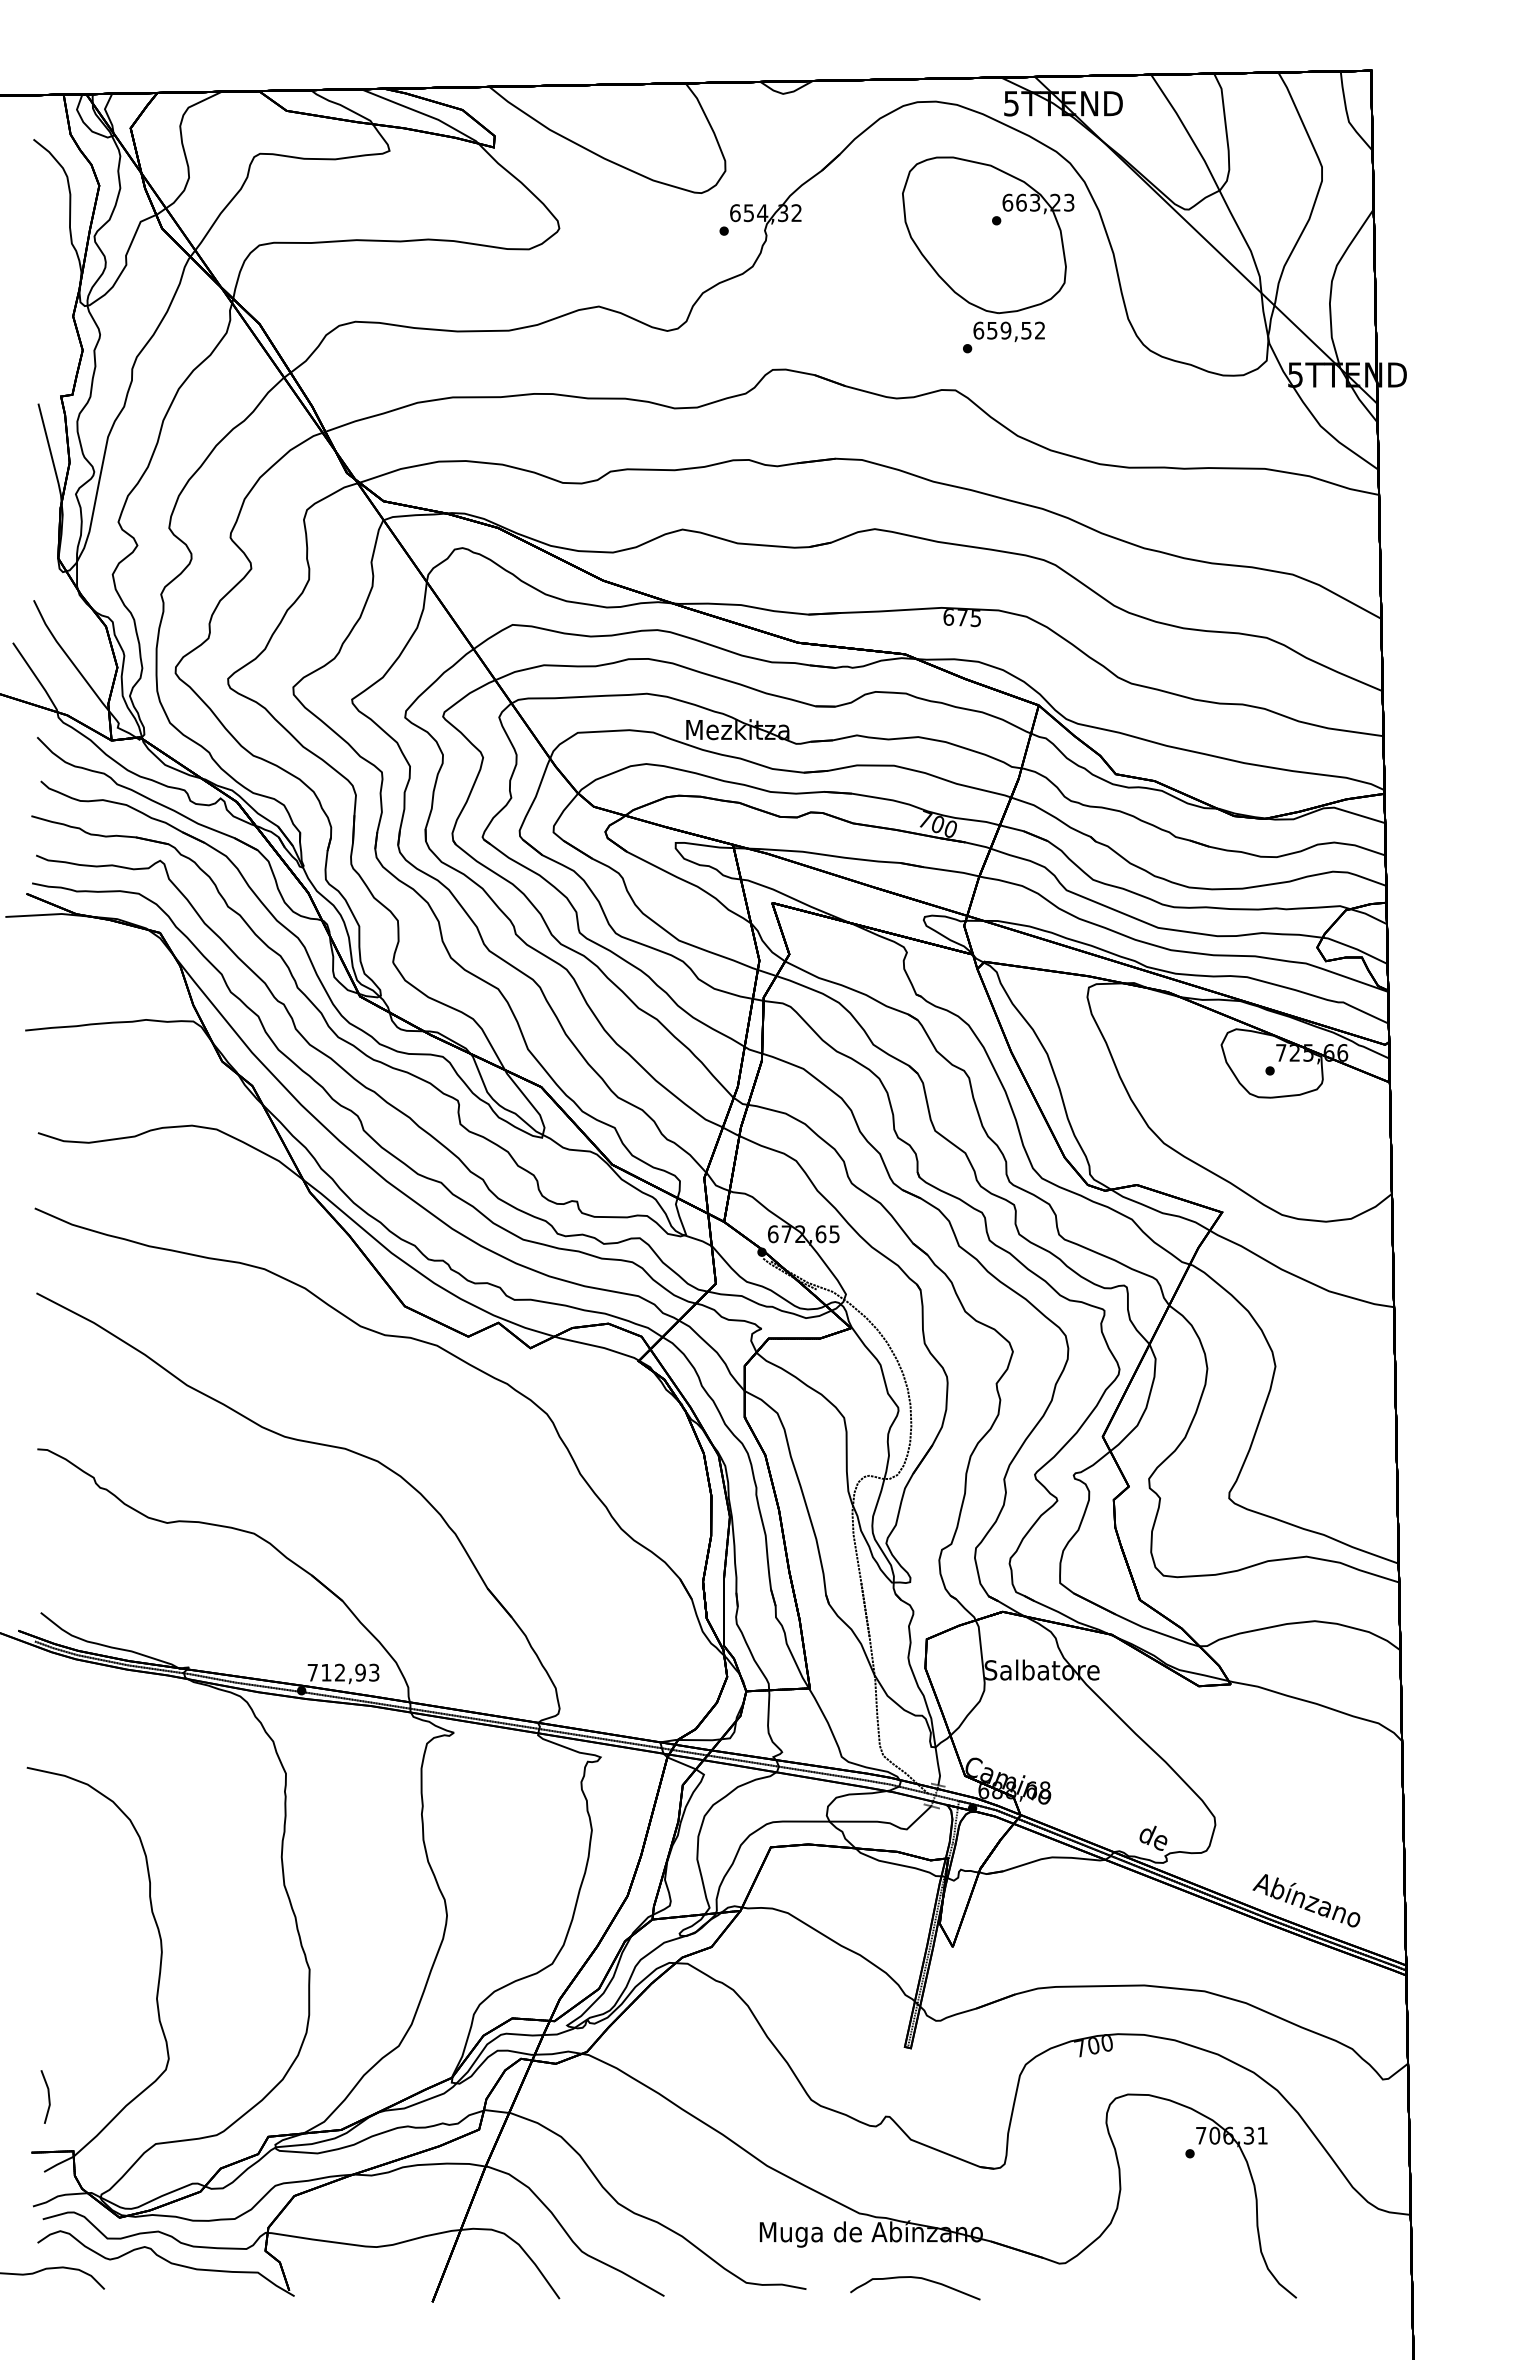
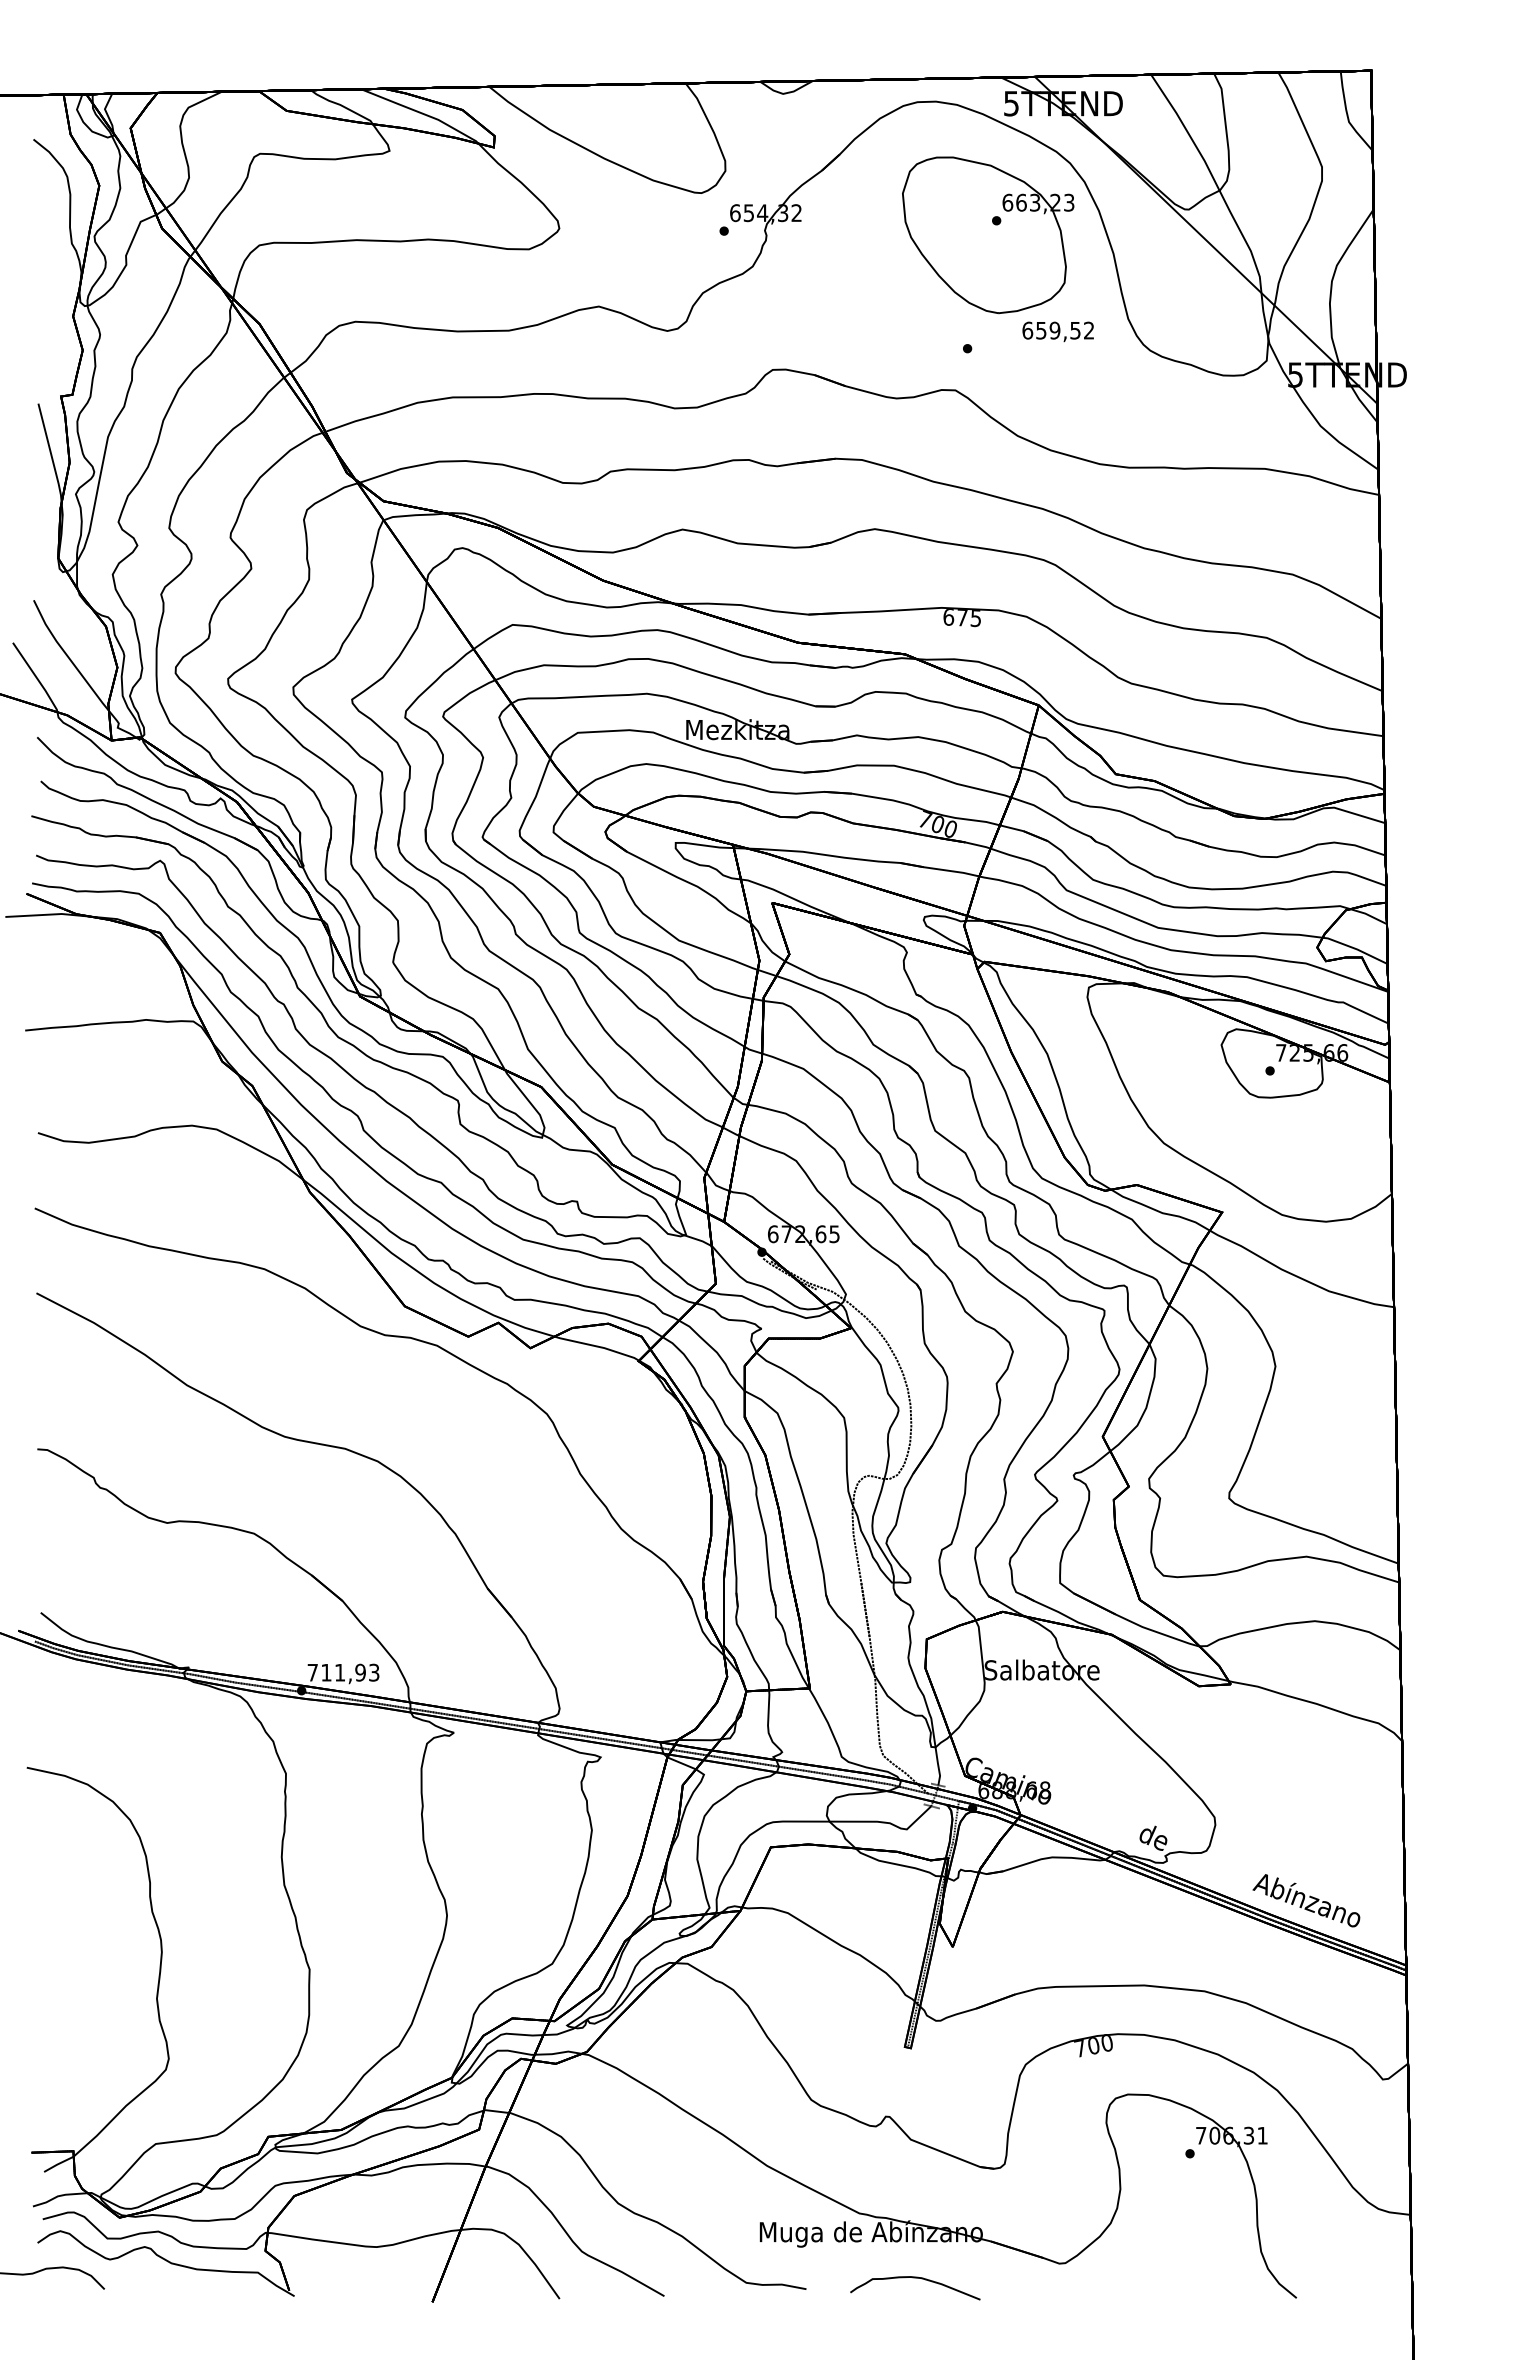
text position: (1008, 331) -> (1057, 331) (1057, 331)
text: 712,93 -> 711,93 (339, 1672)
line: present -> none (48, 2096)
